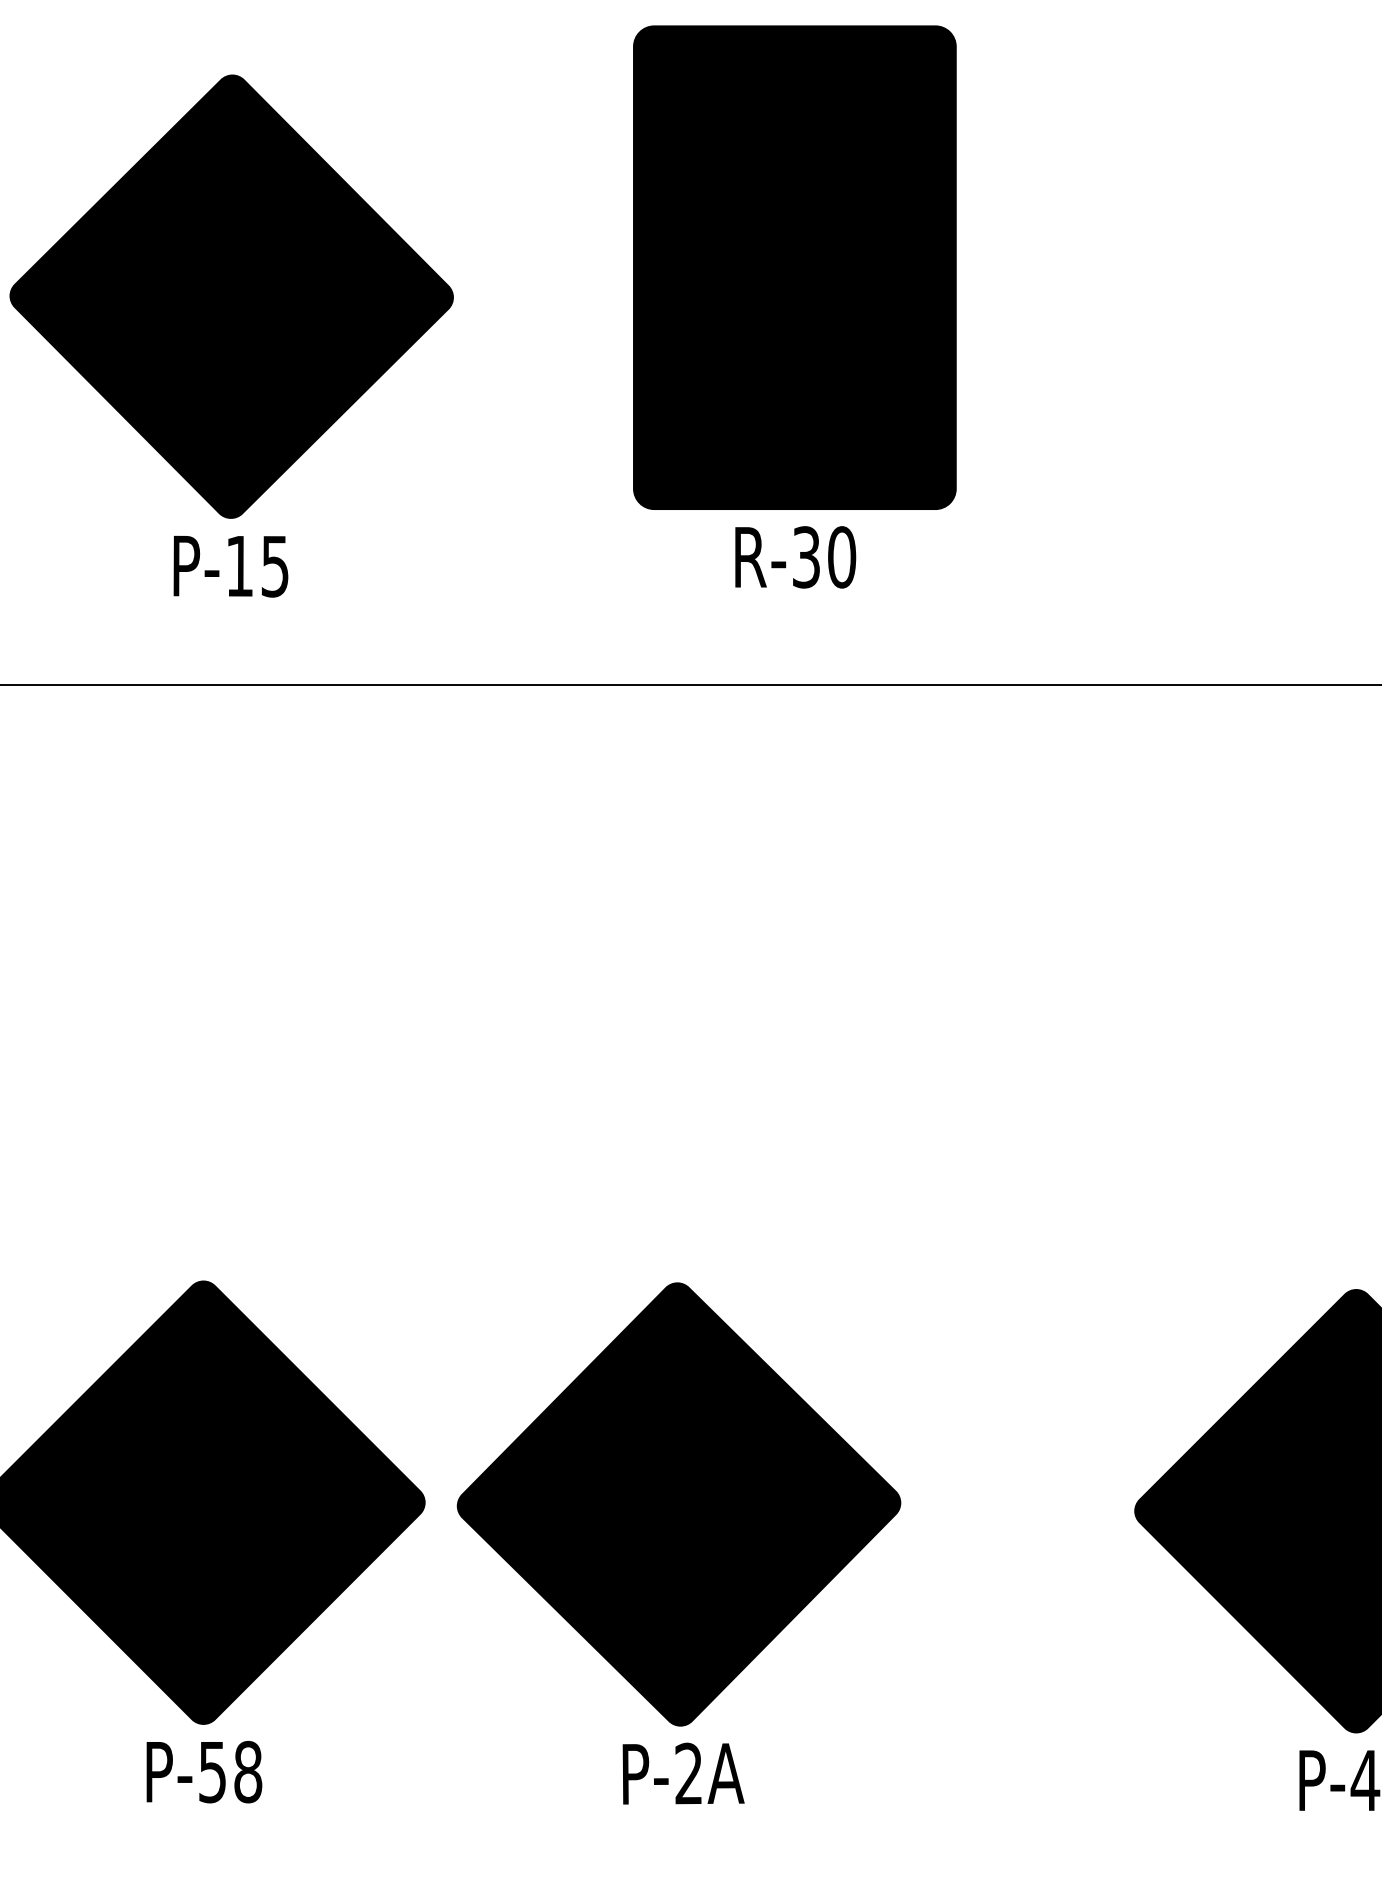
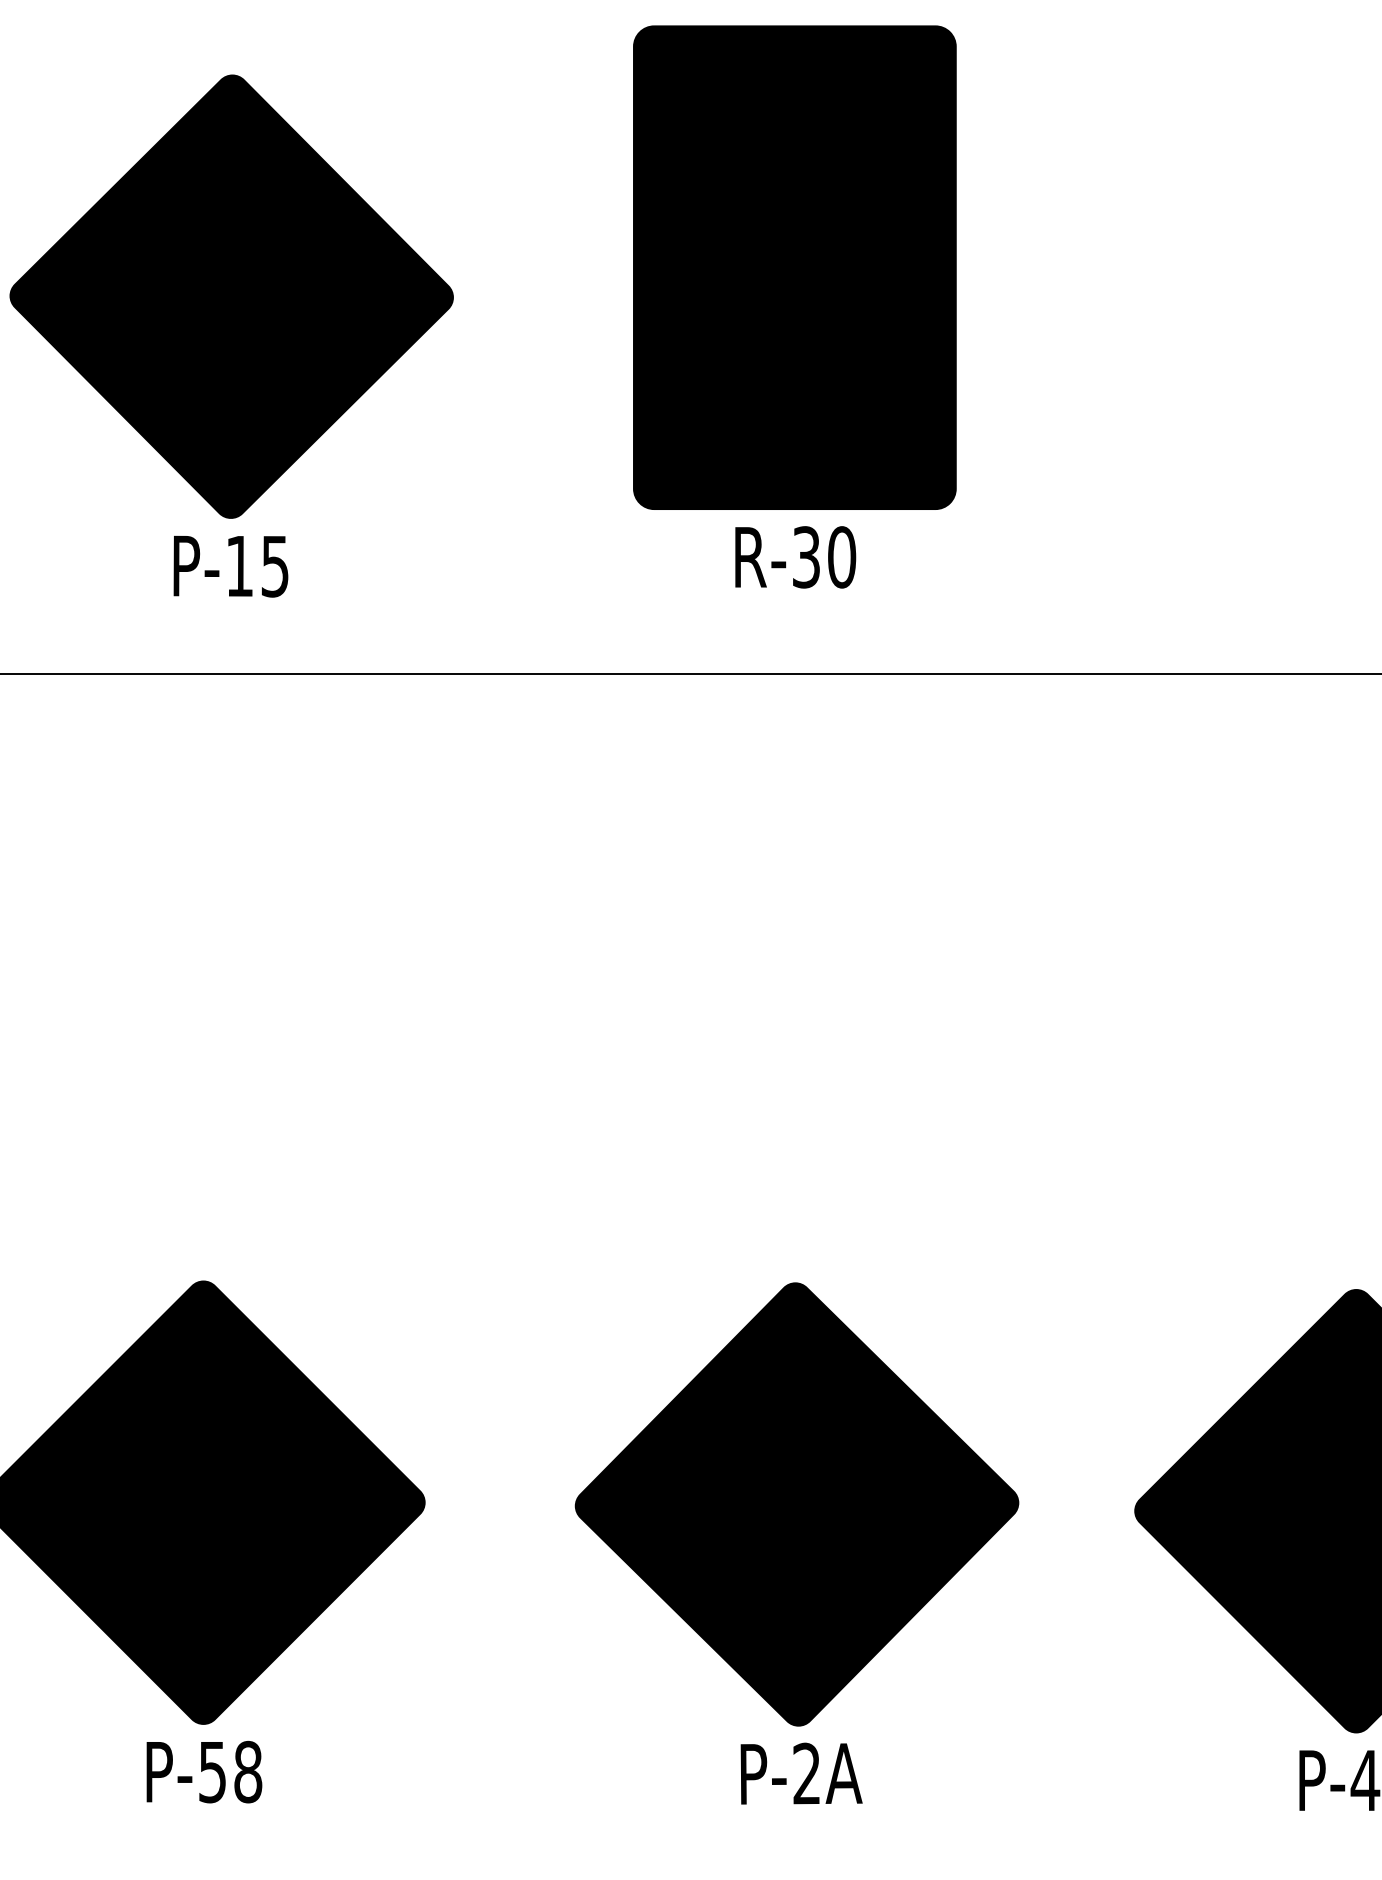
line position: (690, 684) -> (690, 673) (690, 673)
part position: (678, 1543) -> (796, 1543) (796, 1543)
